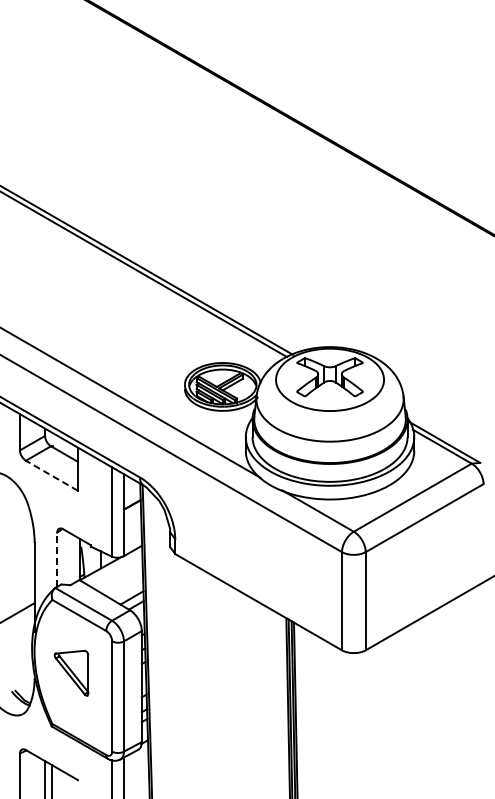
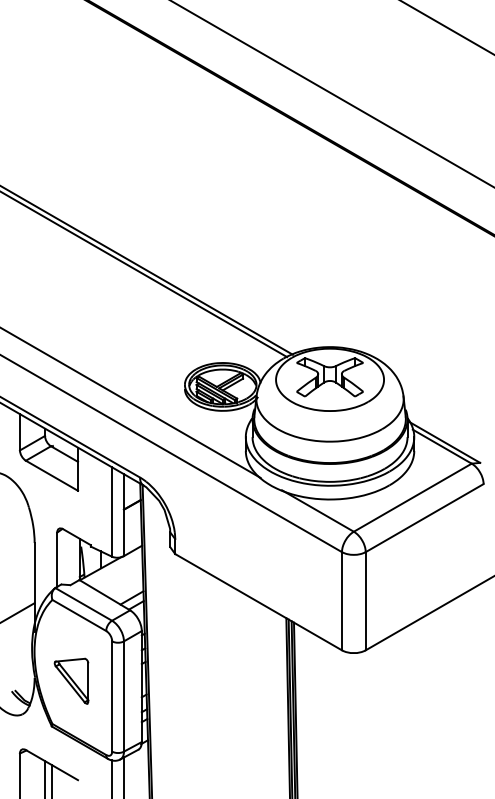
line: none -> present (447, 27)
line: none -> present (332, 93)
line: dashed -> solid (51, 475)
line: dashed -> solid (57, 559)
part position: (71, 672) -> (71, 680) (71, 680)
